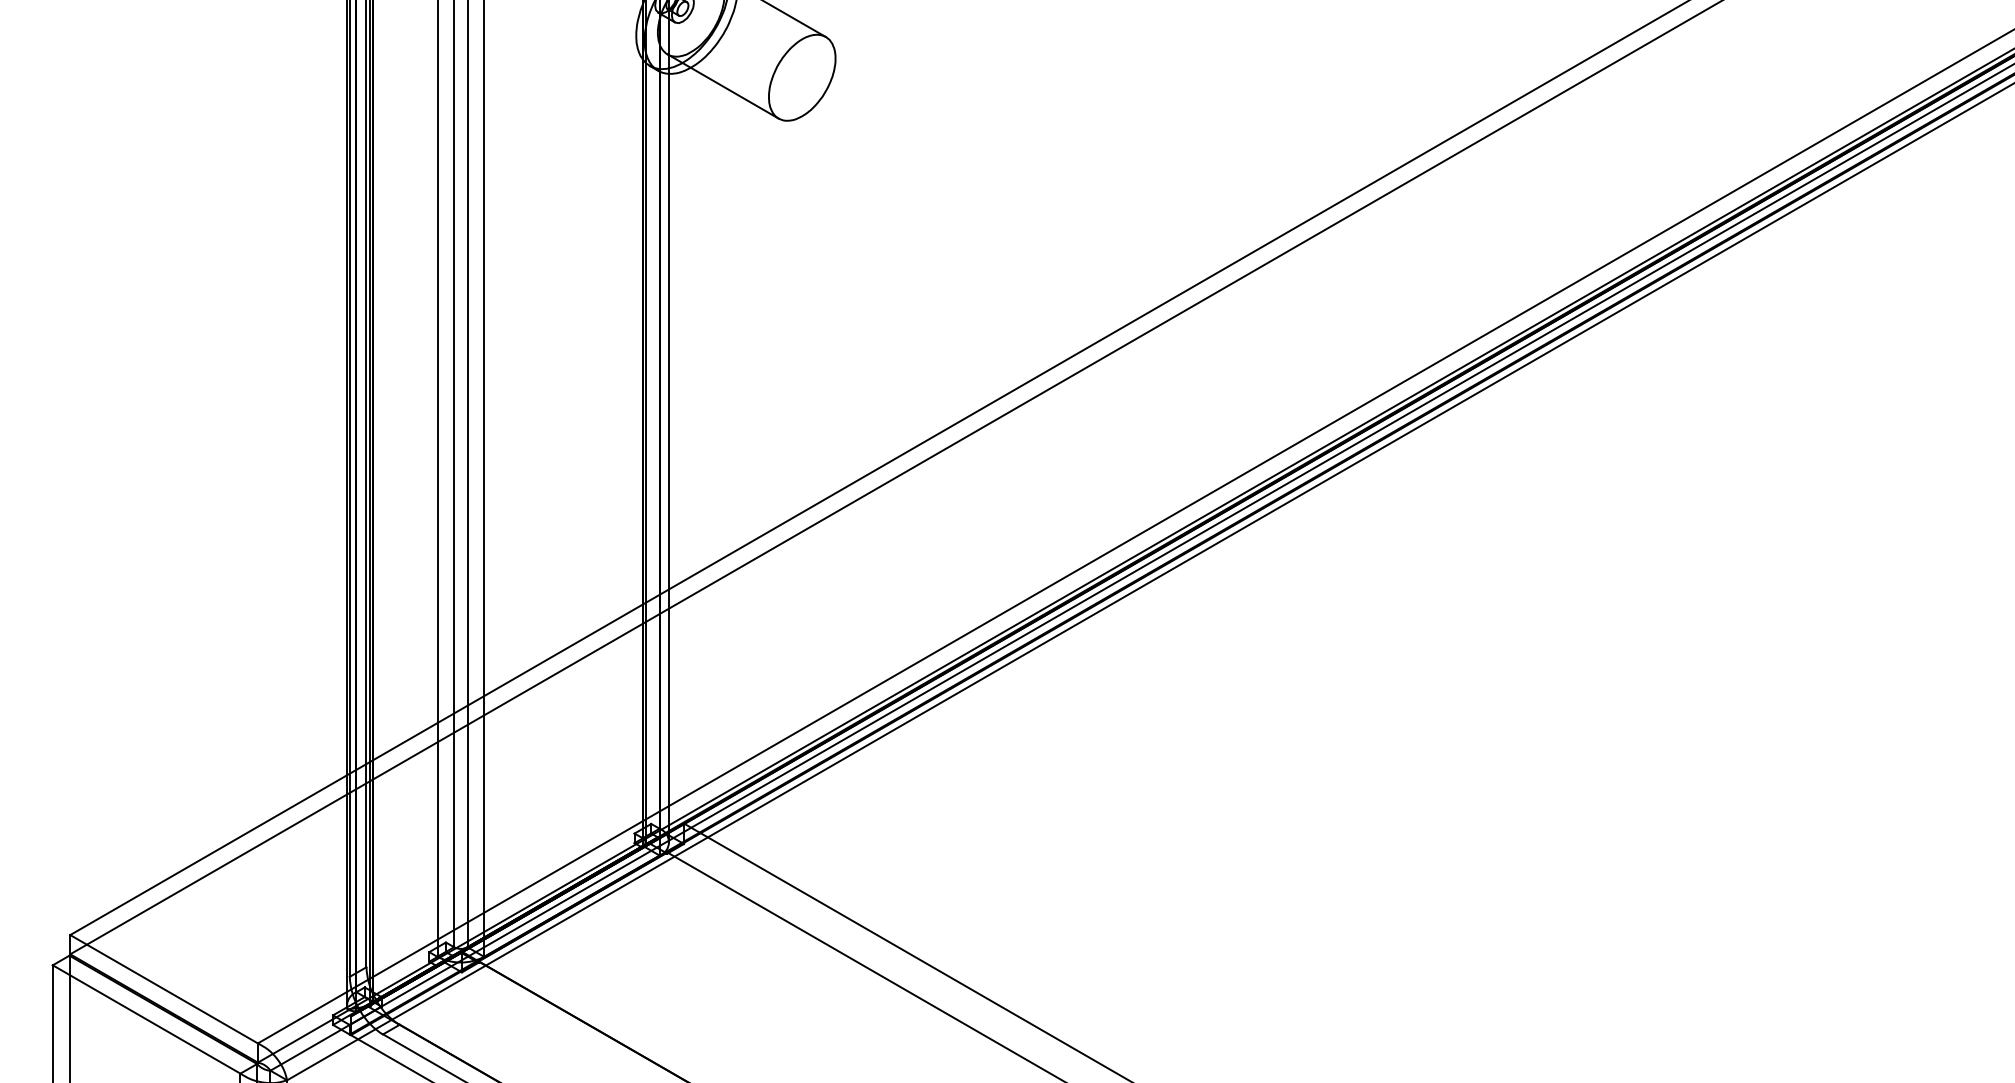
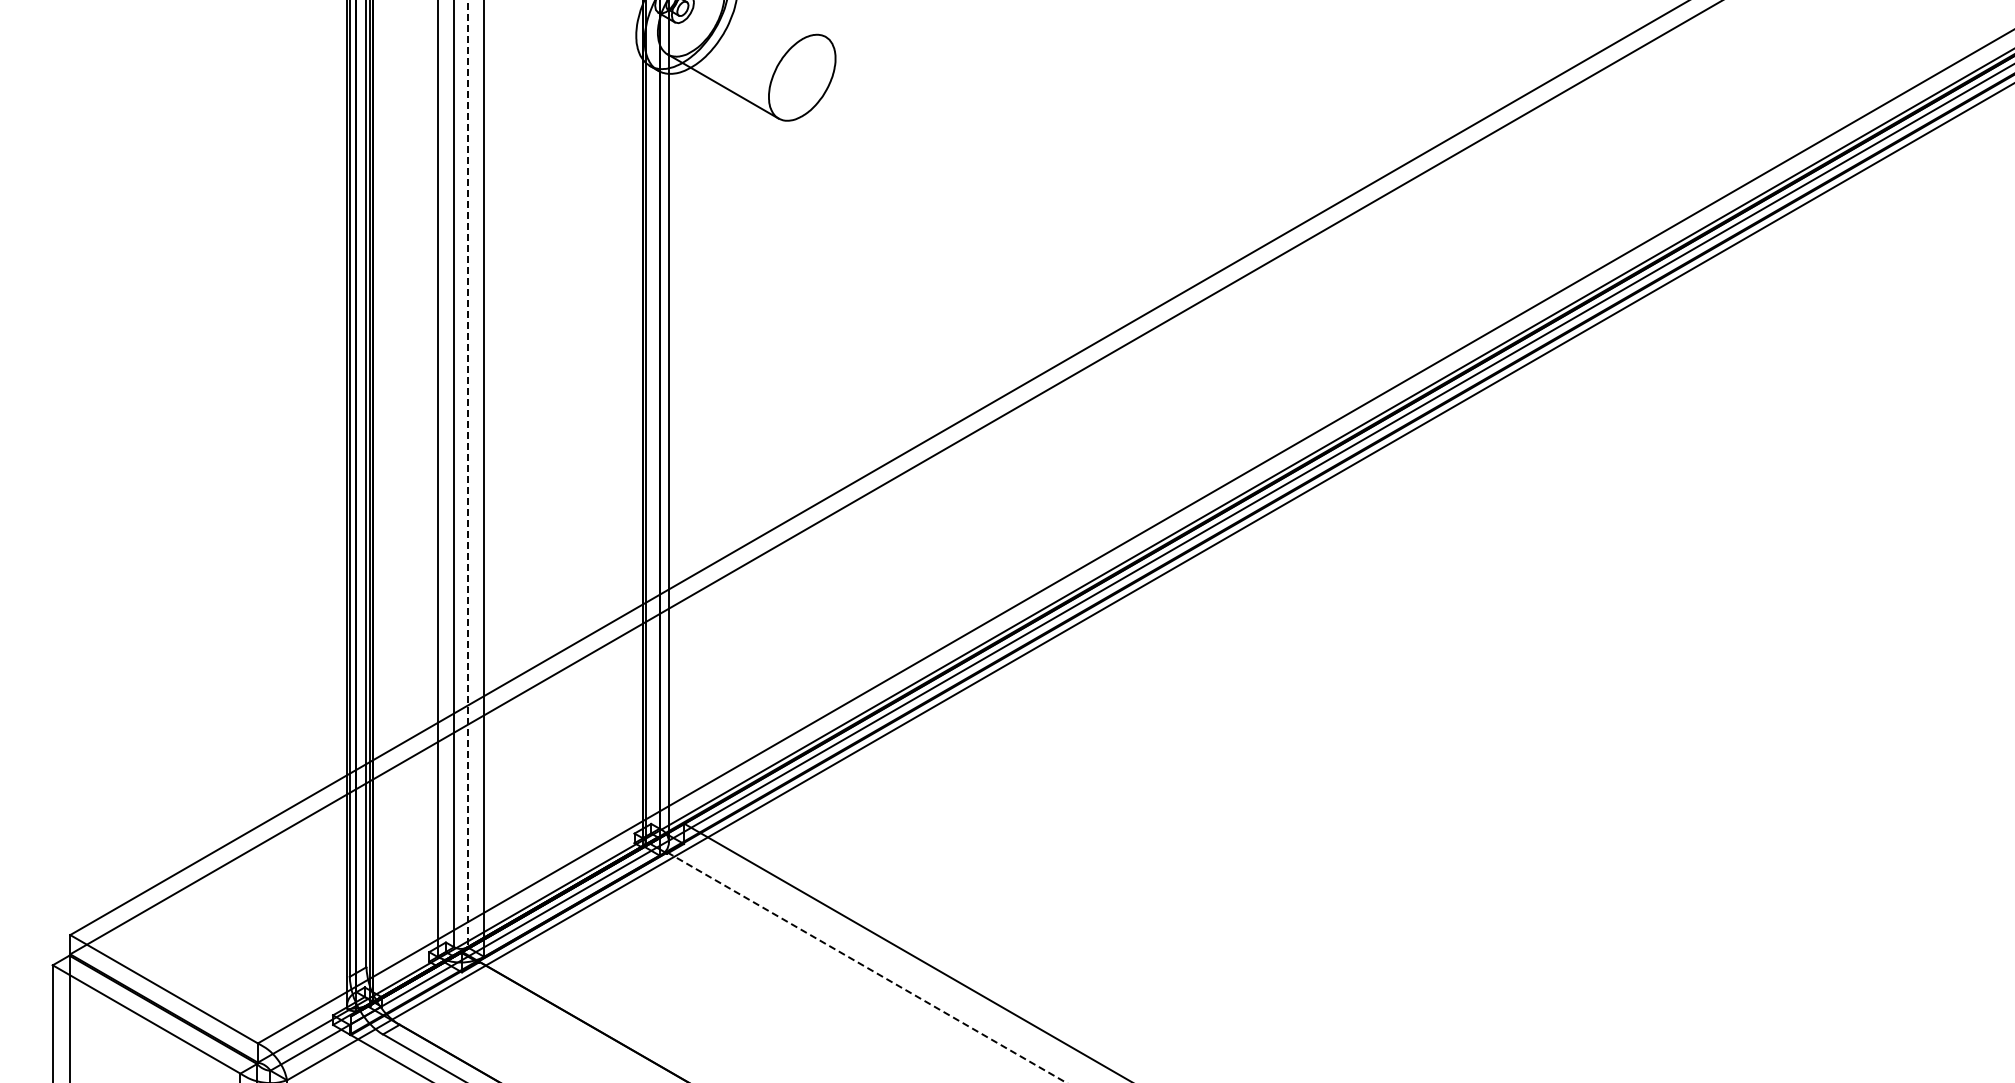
line: present -> none (795, 19)
line: solid -> dashed (467, 473)
line: solid -> dashed (867, 967)
